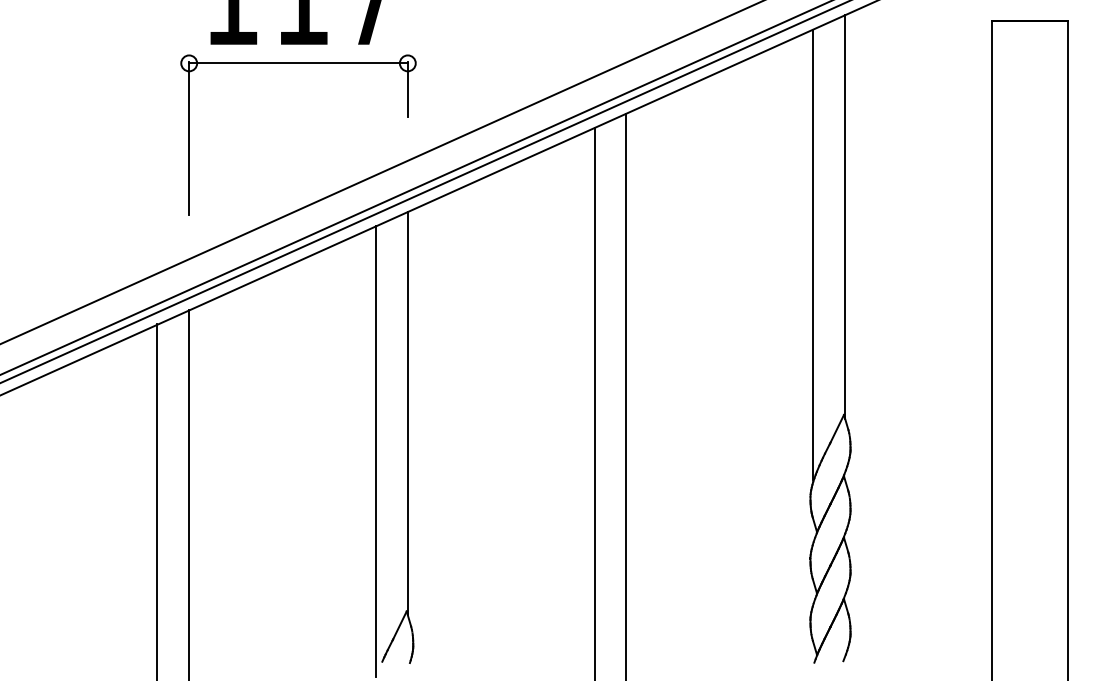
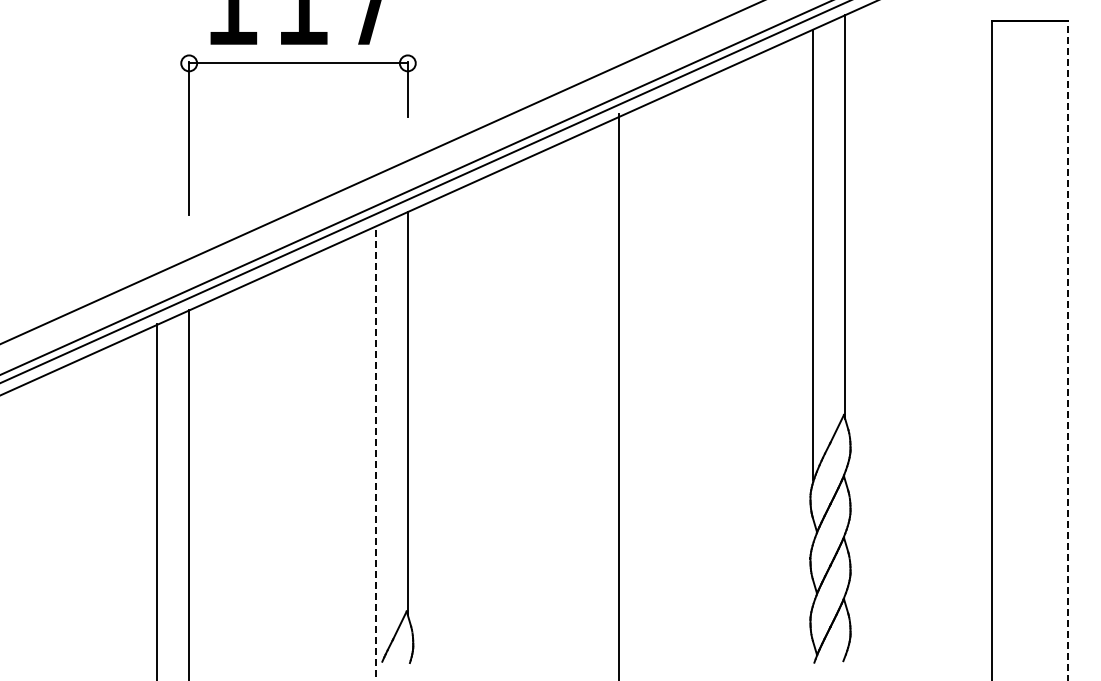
line: solid -> dashed (1067, 350)
line position: (626, 395) -> (619, 395) (619, 395)
line: present -> none (594, 402)
line: solid -> dashed (376, 450)
